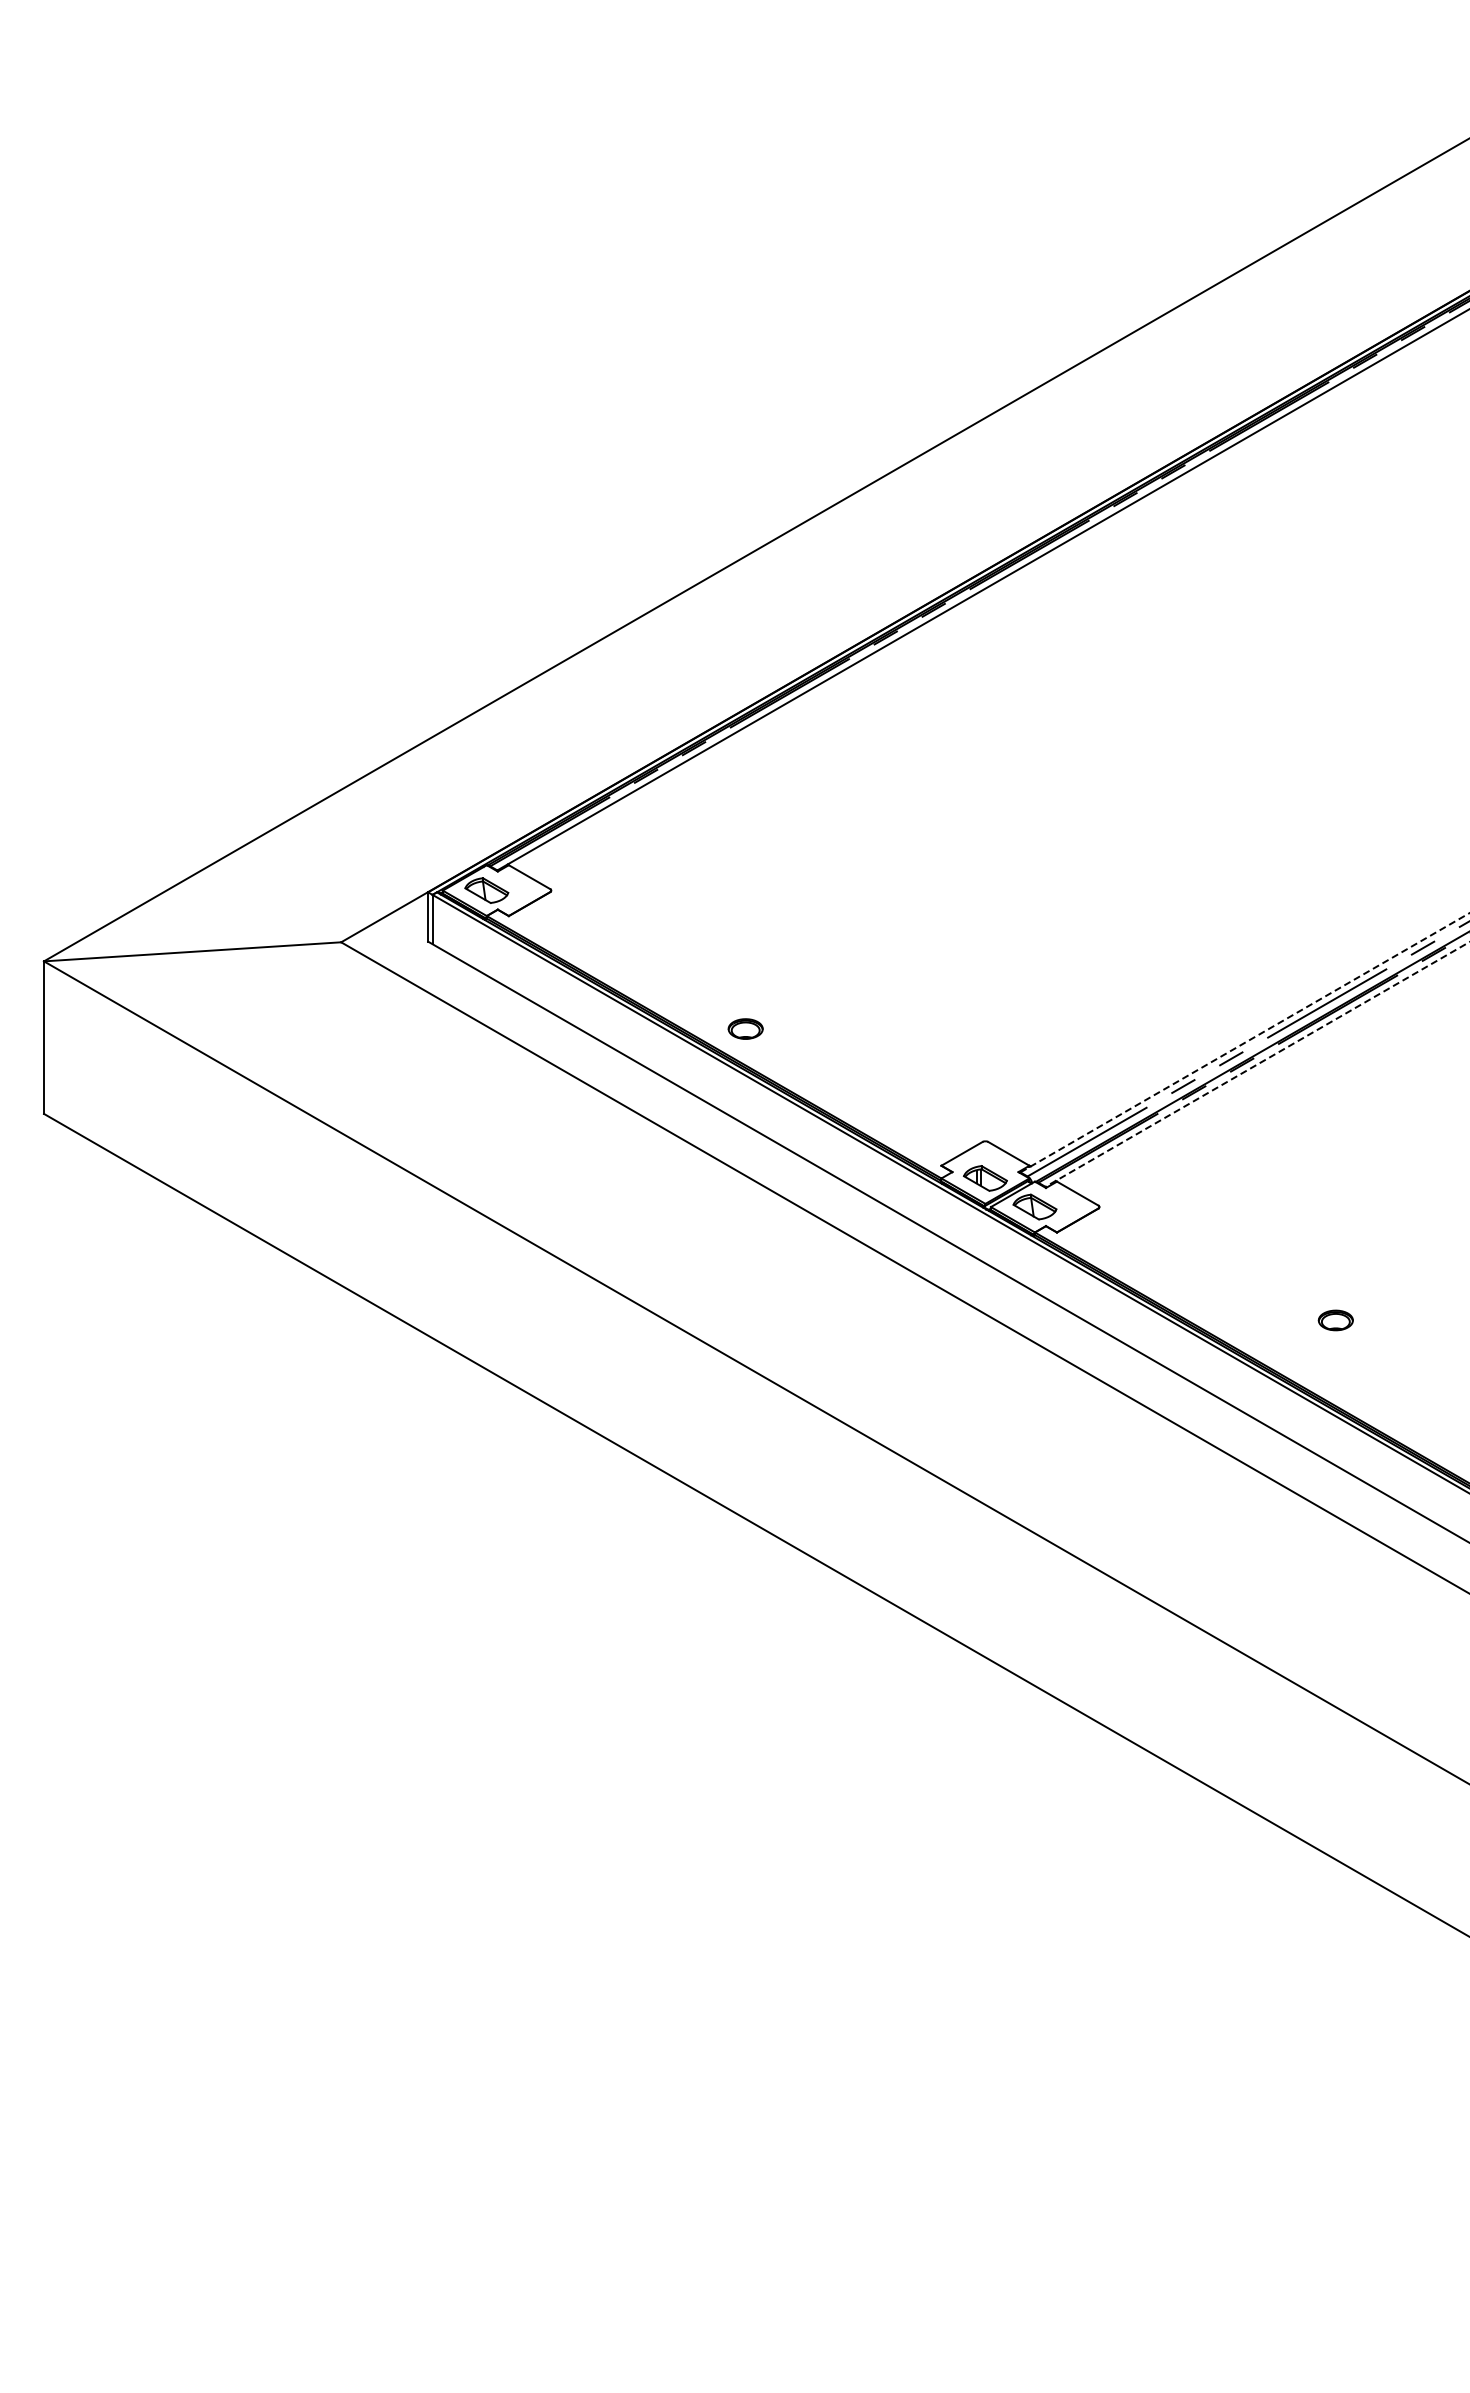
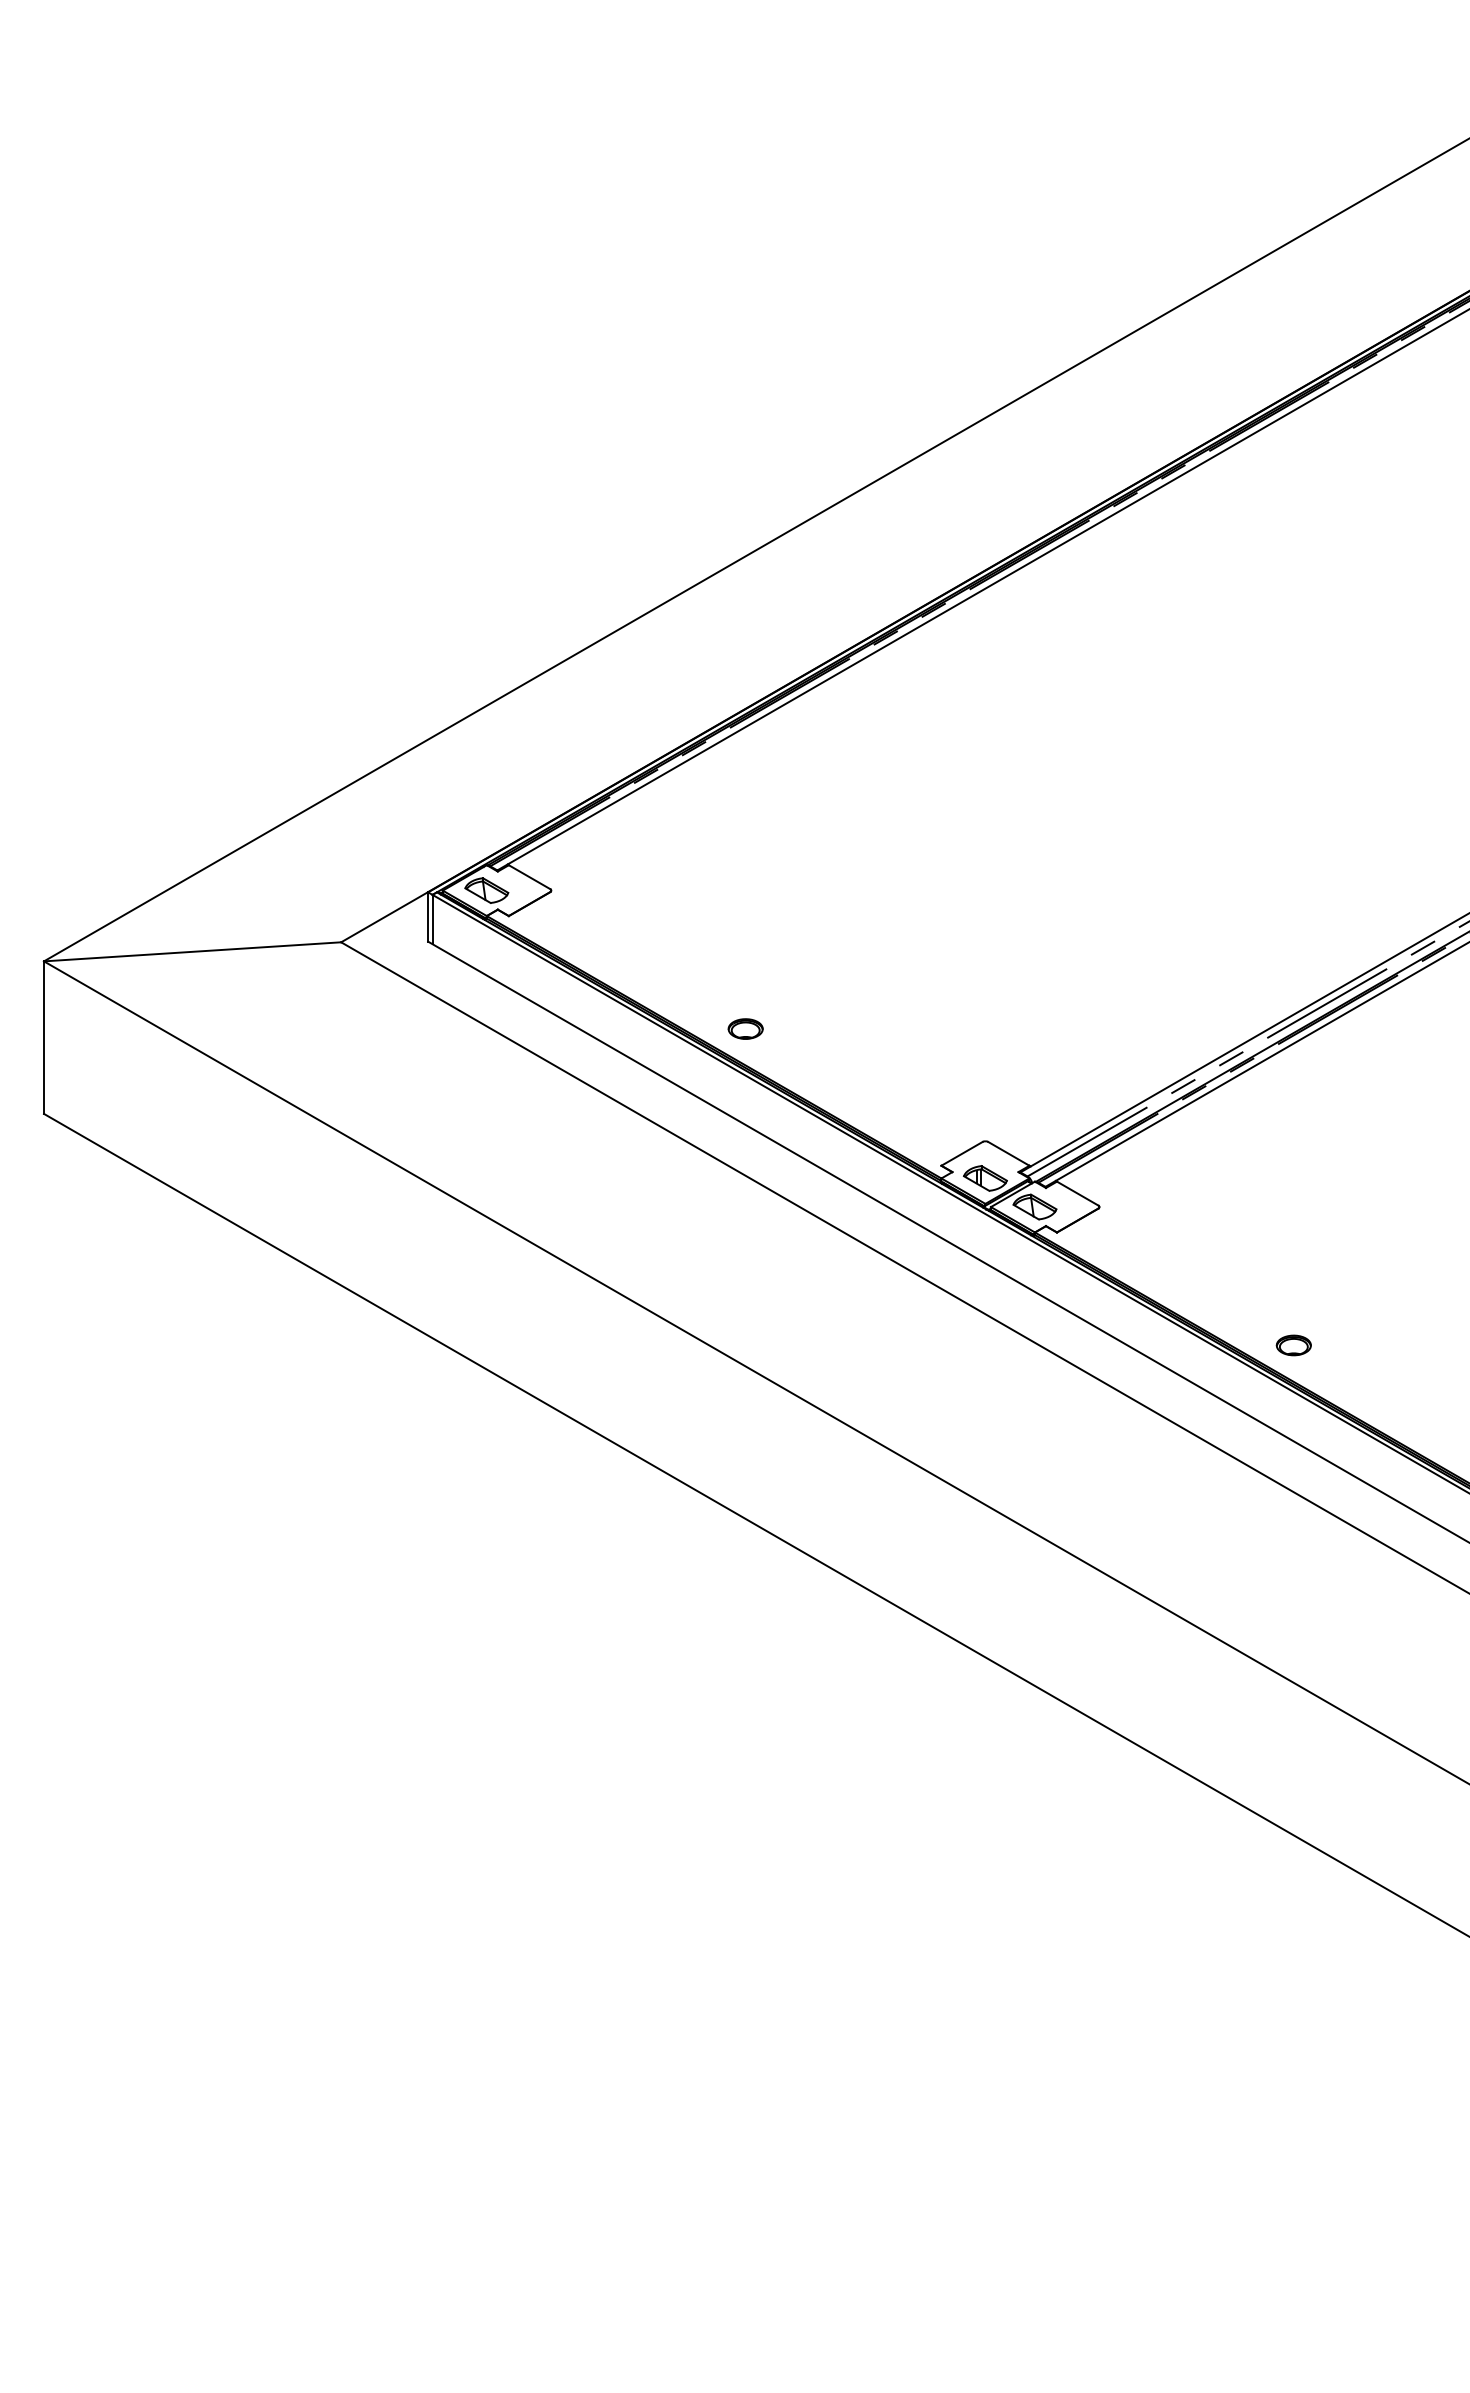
line: dashed -> solid (1245, 1042)
line: dashed -> solid (1257, 1064)
part position: (1335, 1320) -> (1293, 1345) (1293, 1345)
